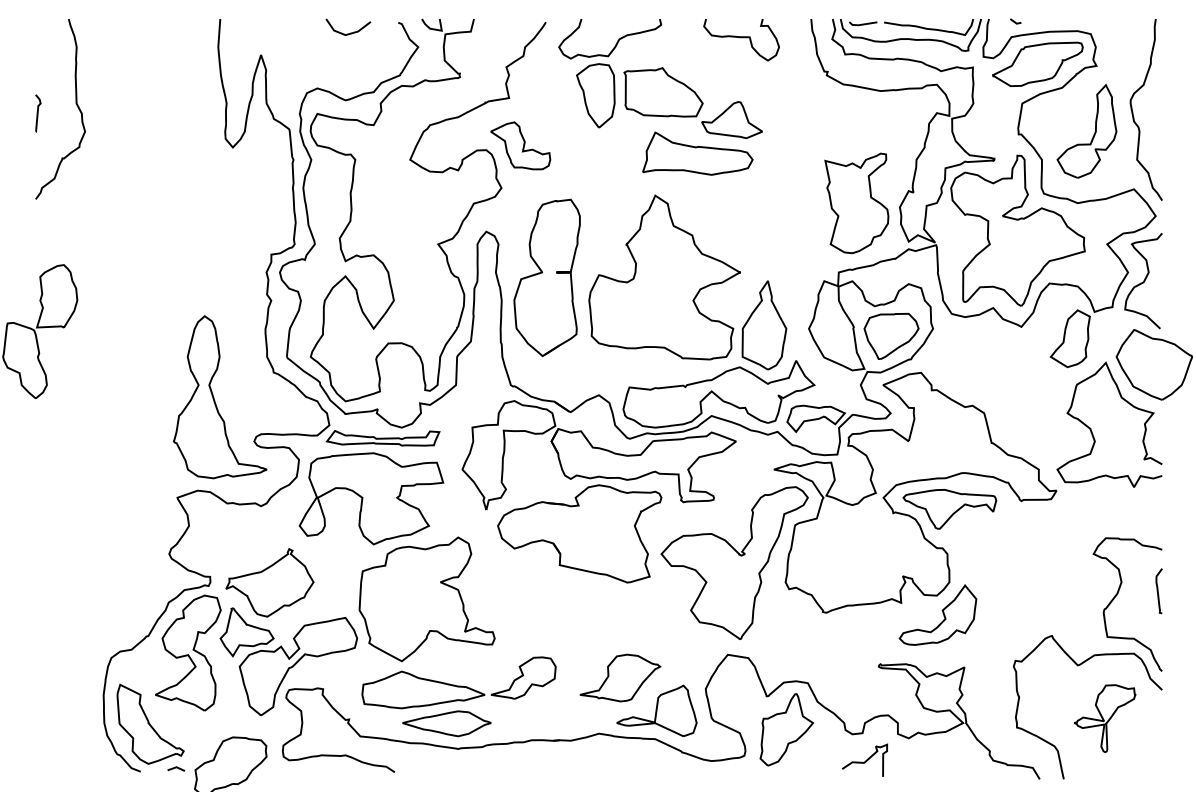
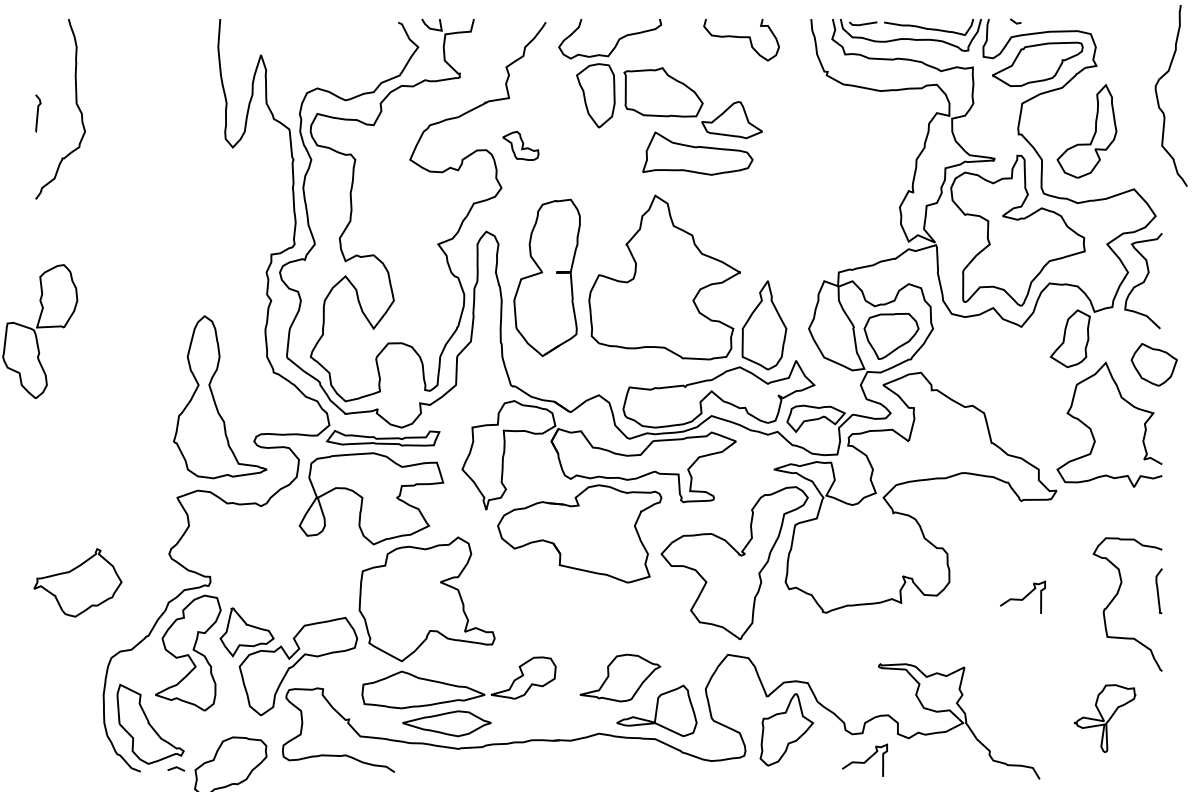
line: present -> none (350, 32)
curve position: (1133, 111) -> (1158, 97) (1158, 97)
part size: 62x50 px -> 38x30 px (520, 145)
part: present -> none (856, 203)
part size: 78x72 px -> 48x44 px (1153, 364)
part: present -> none (949, 509)
part position: (269, 582) -> (77, 582) (77, 582)
curve: none -> present (1023, 597)
part: present -> none (937, 614)
curve: present -> none (1078, 666)
